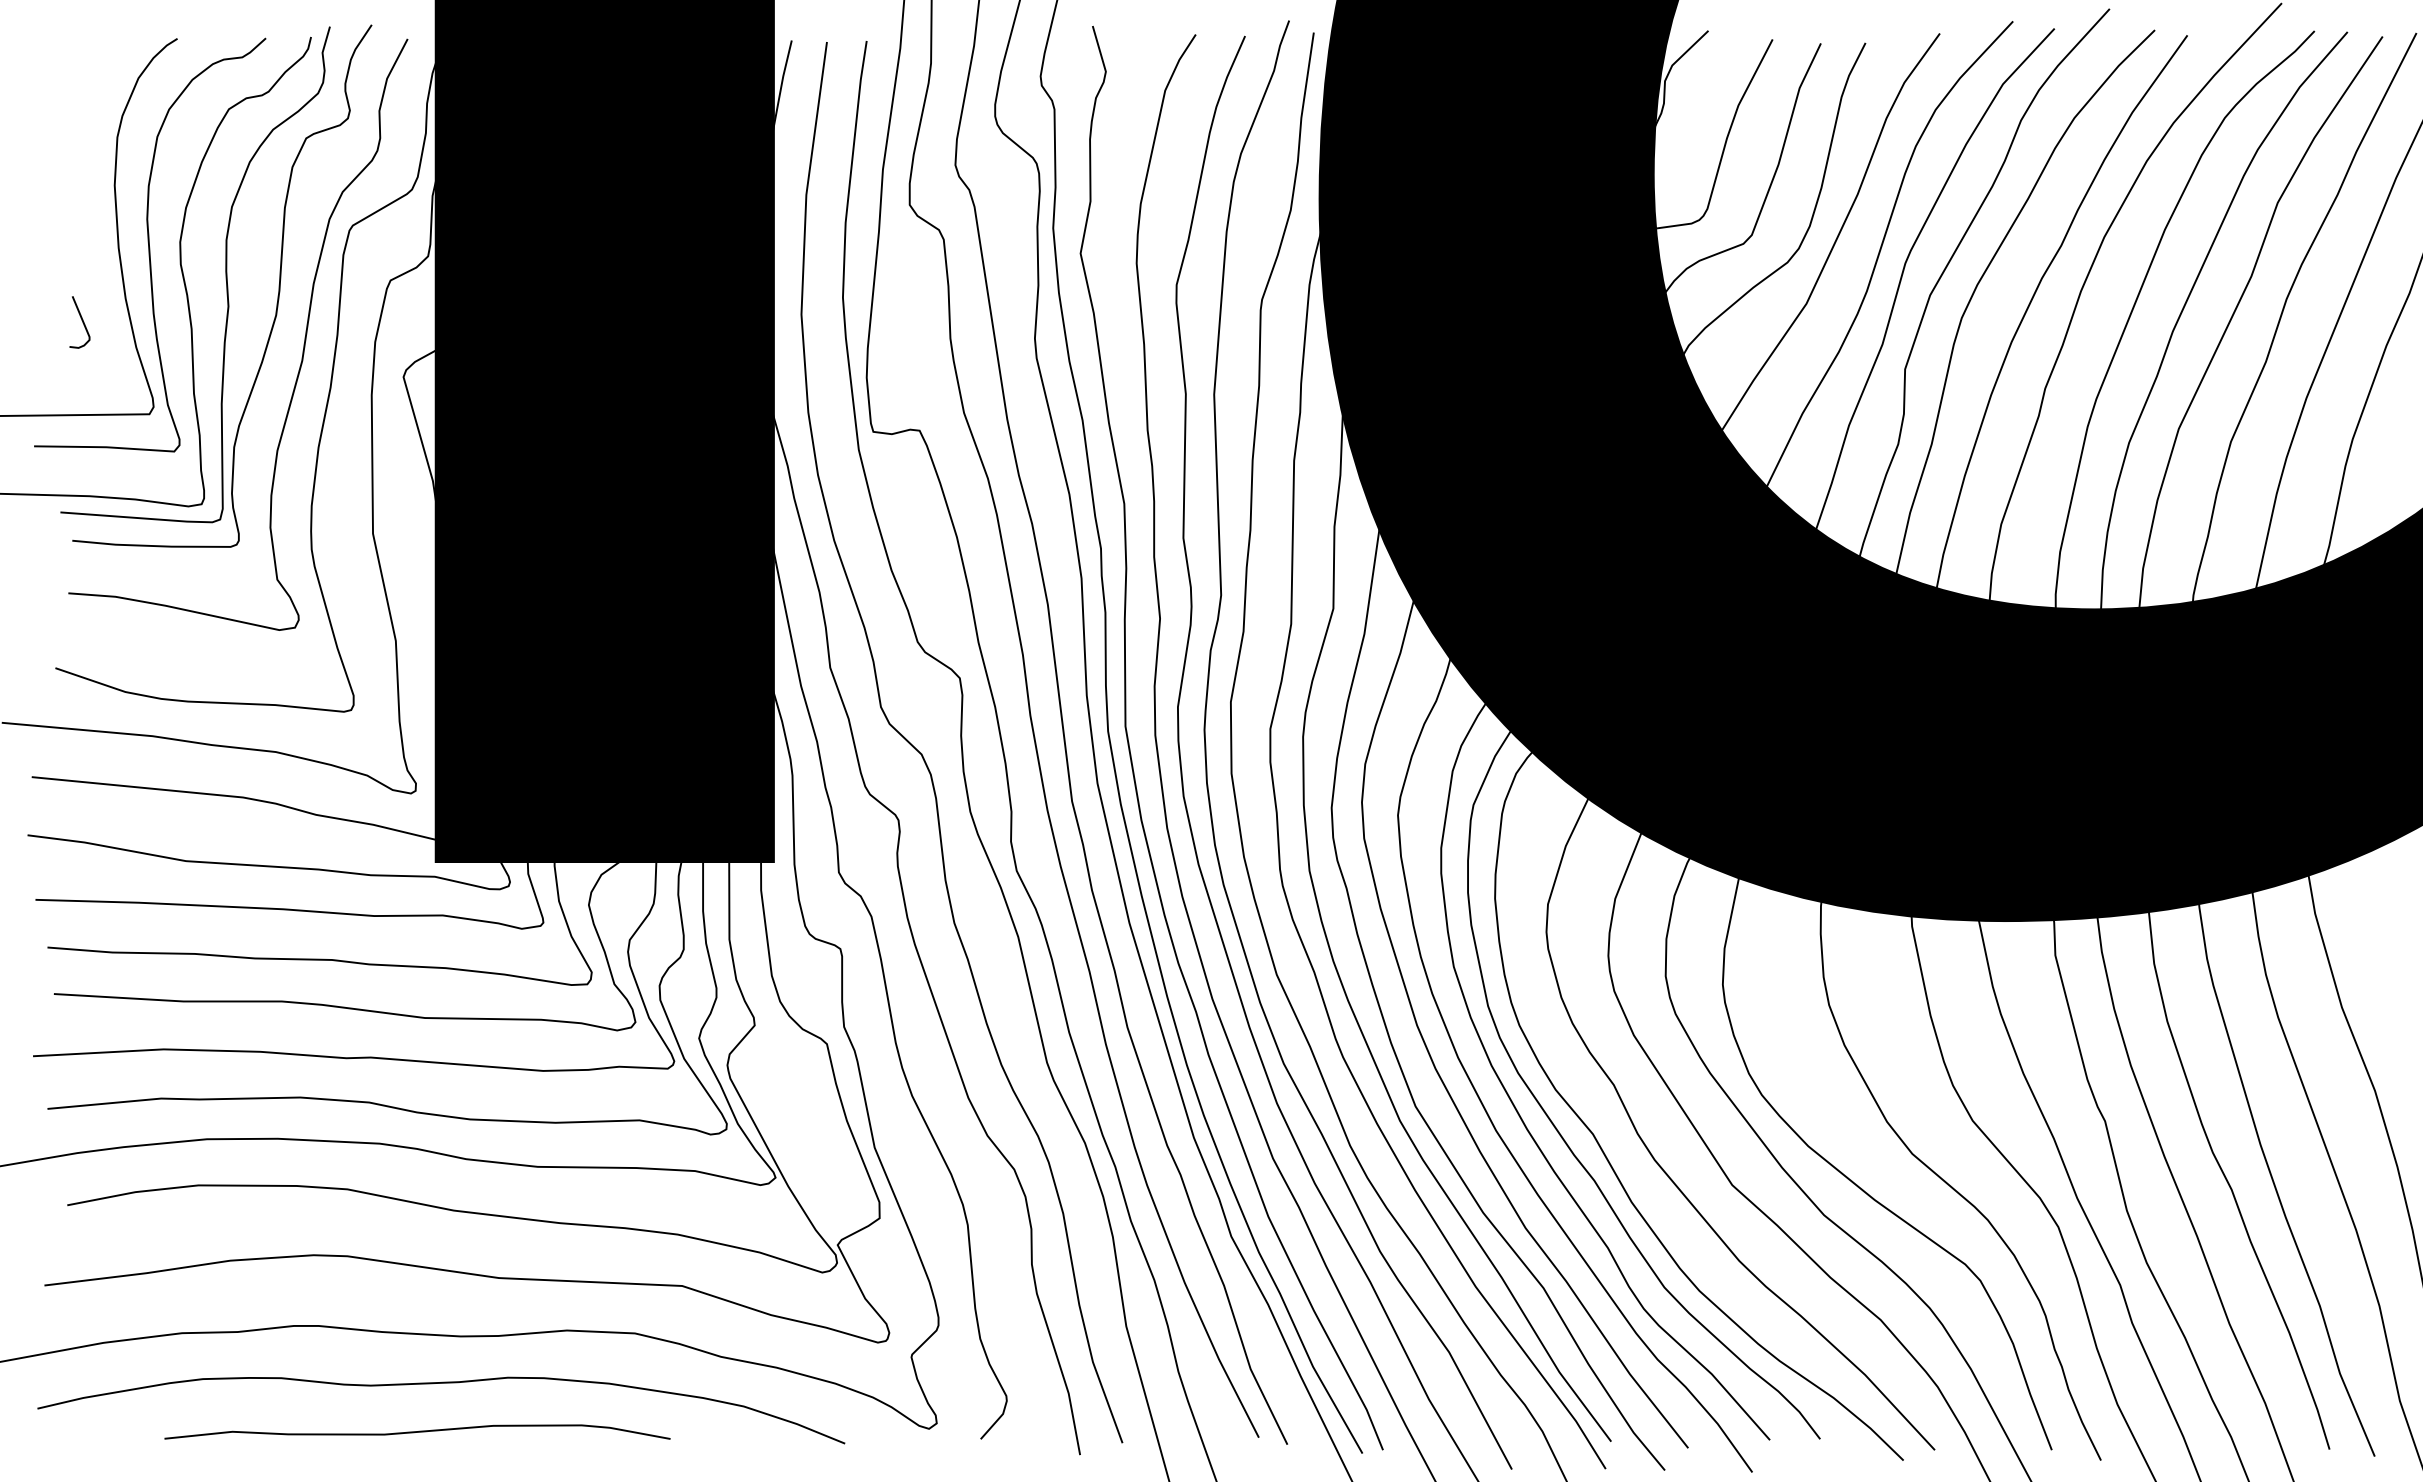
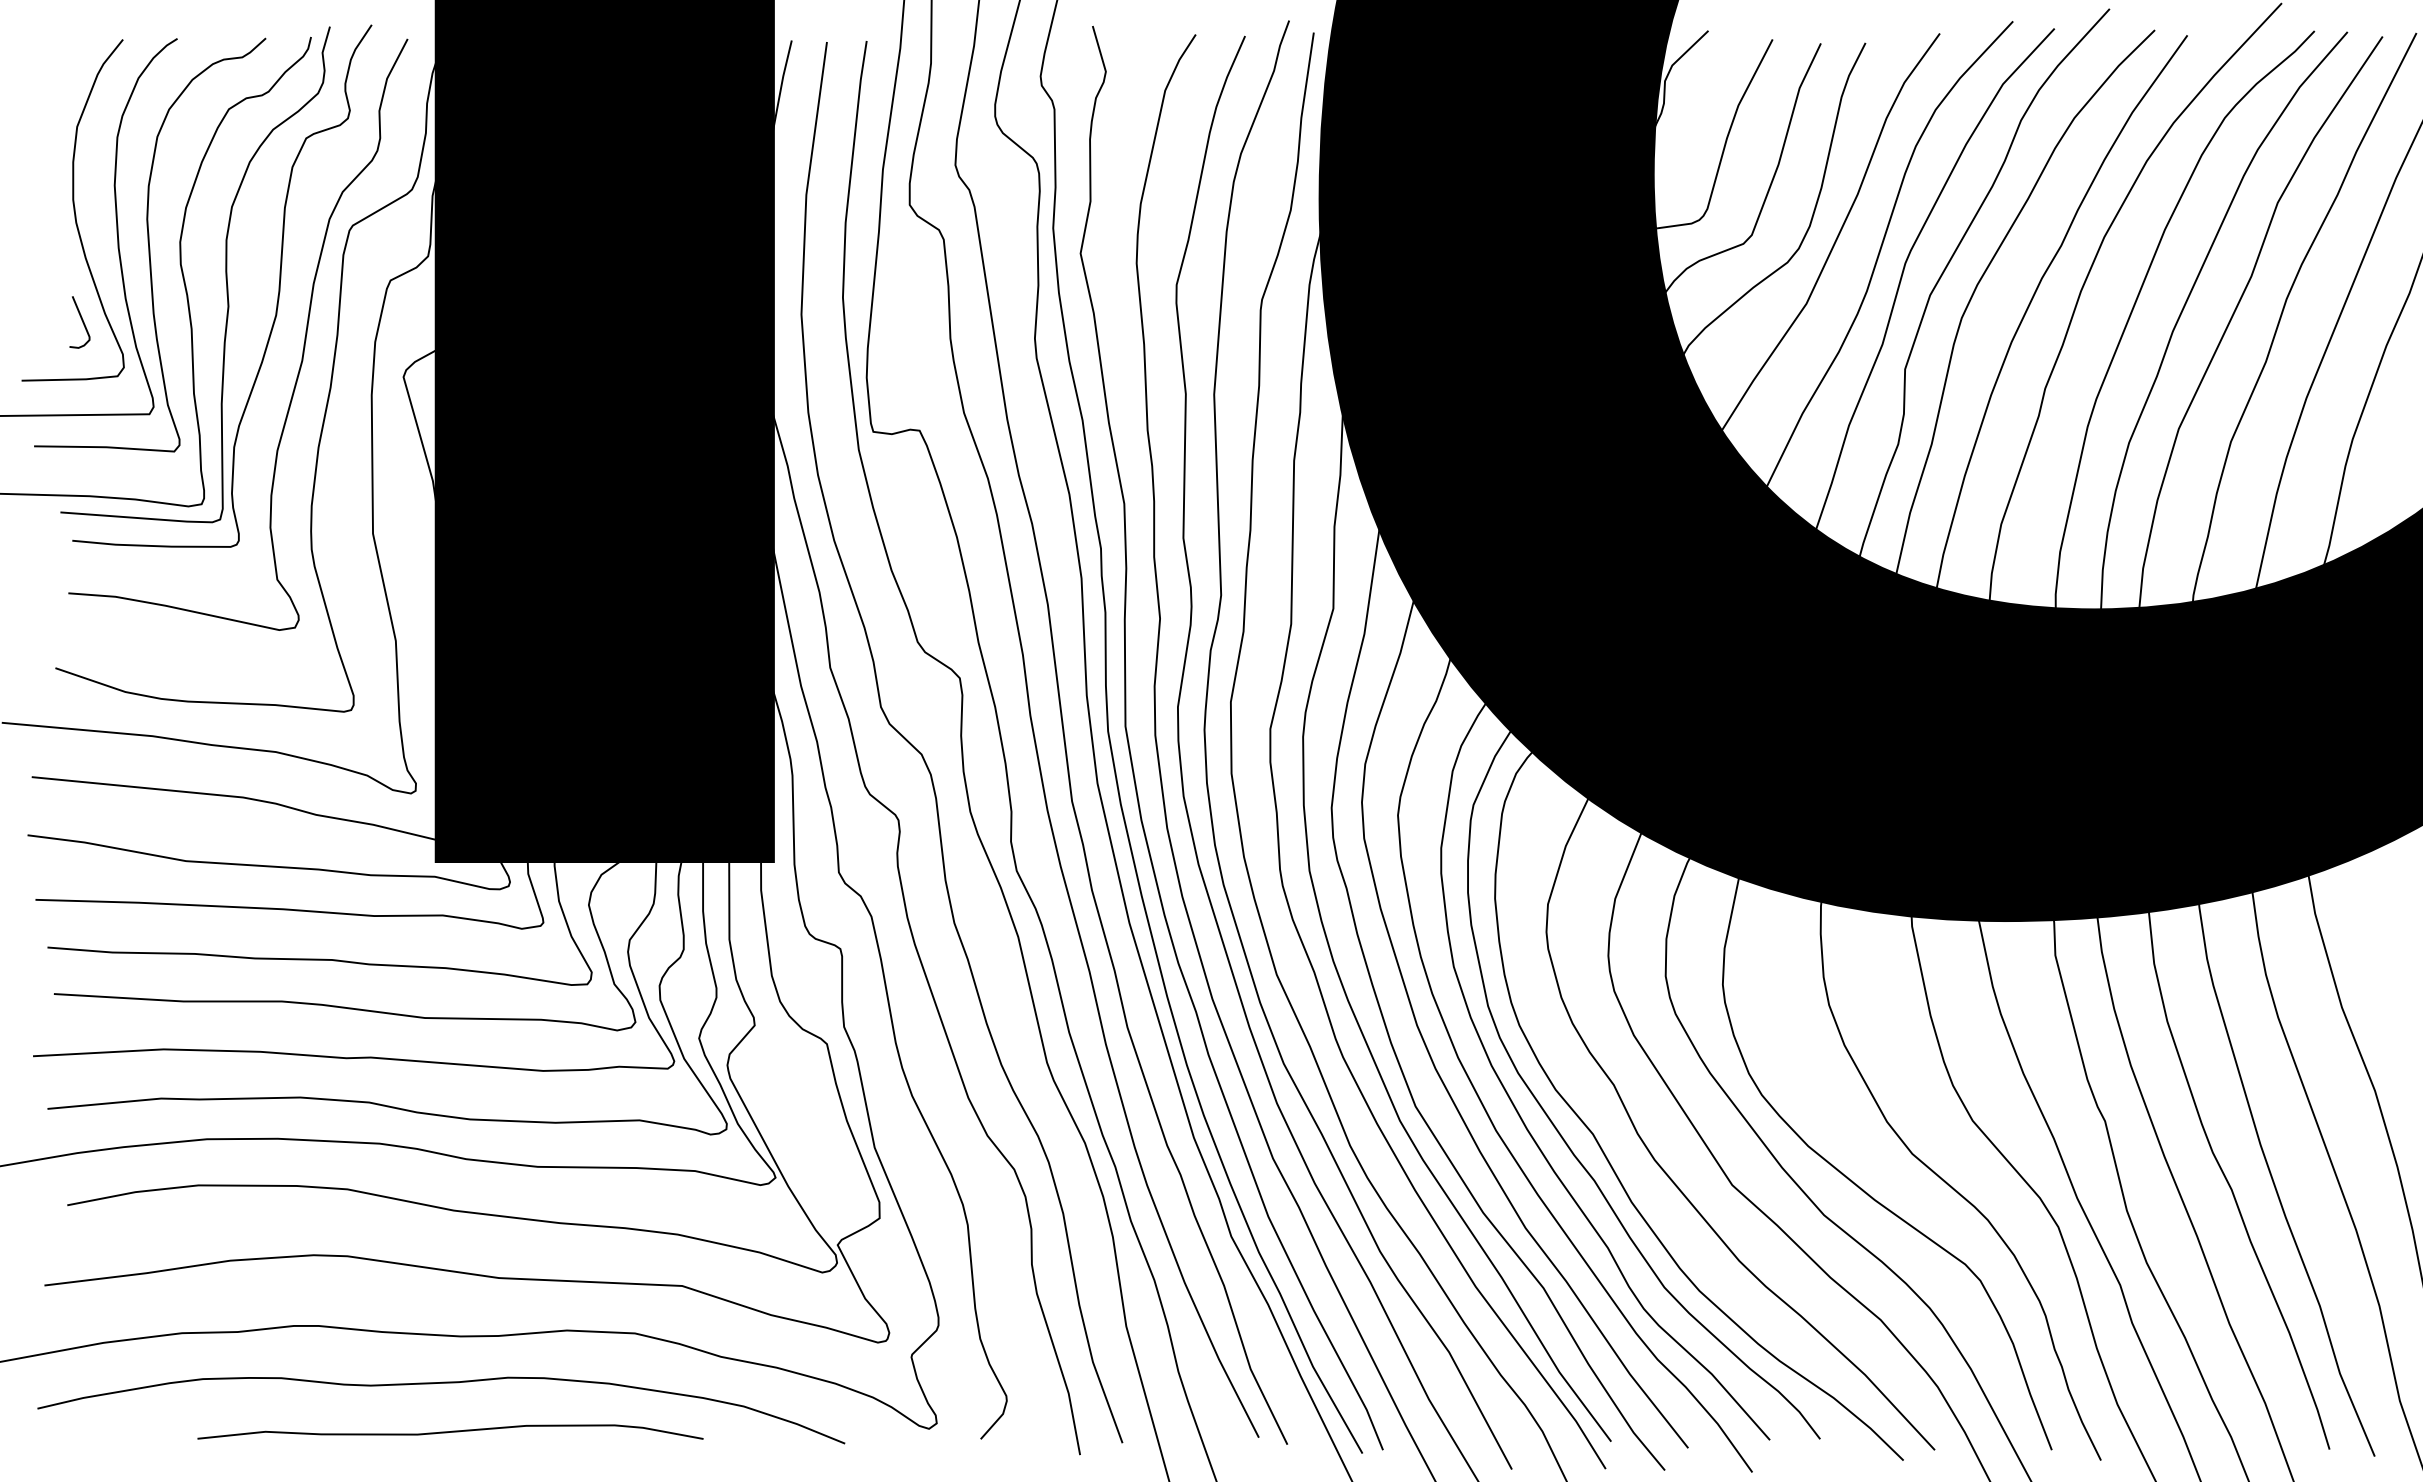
curve: none -> present (73, 210)
curve position: (417, 1431) -> (450, 1431) (450, 1431)
